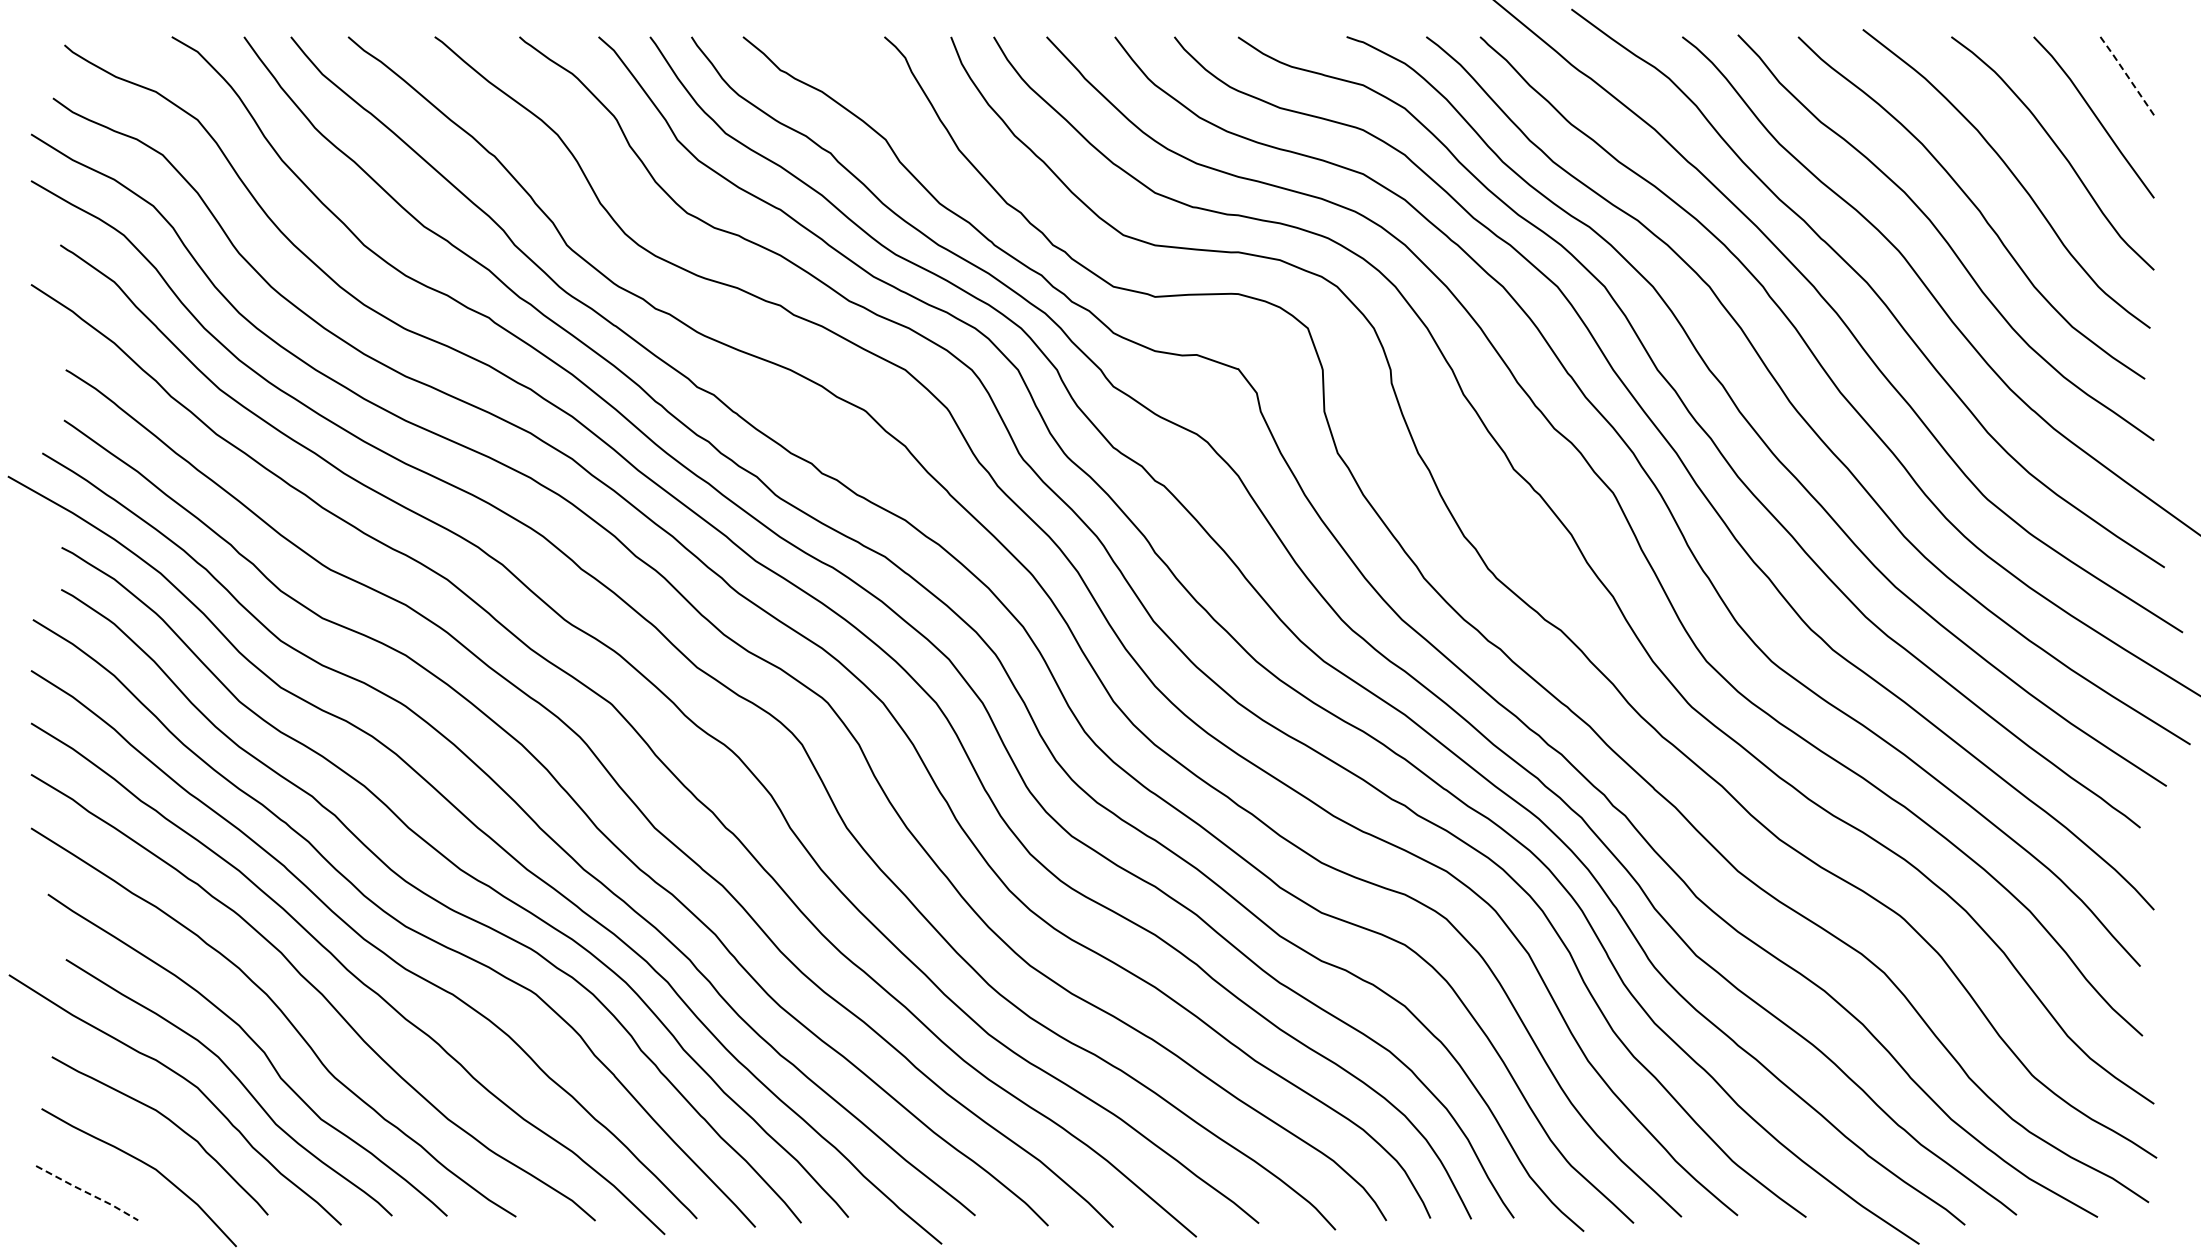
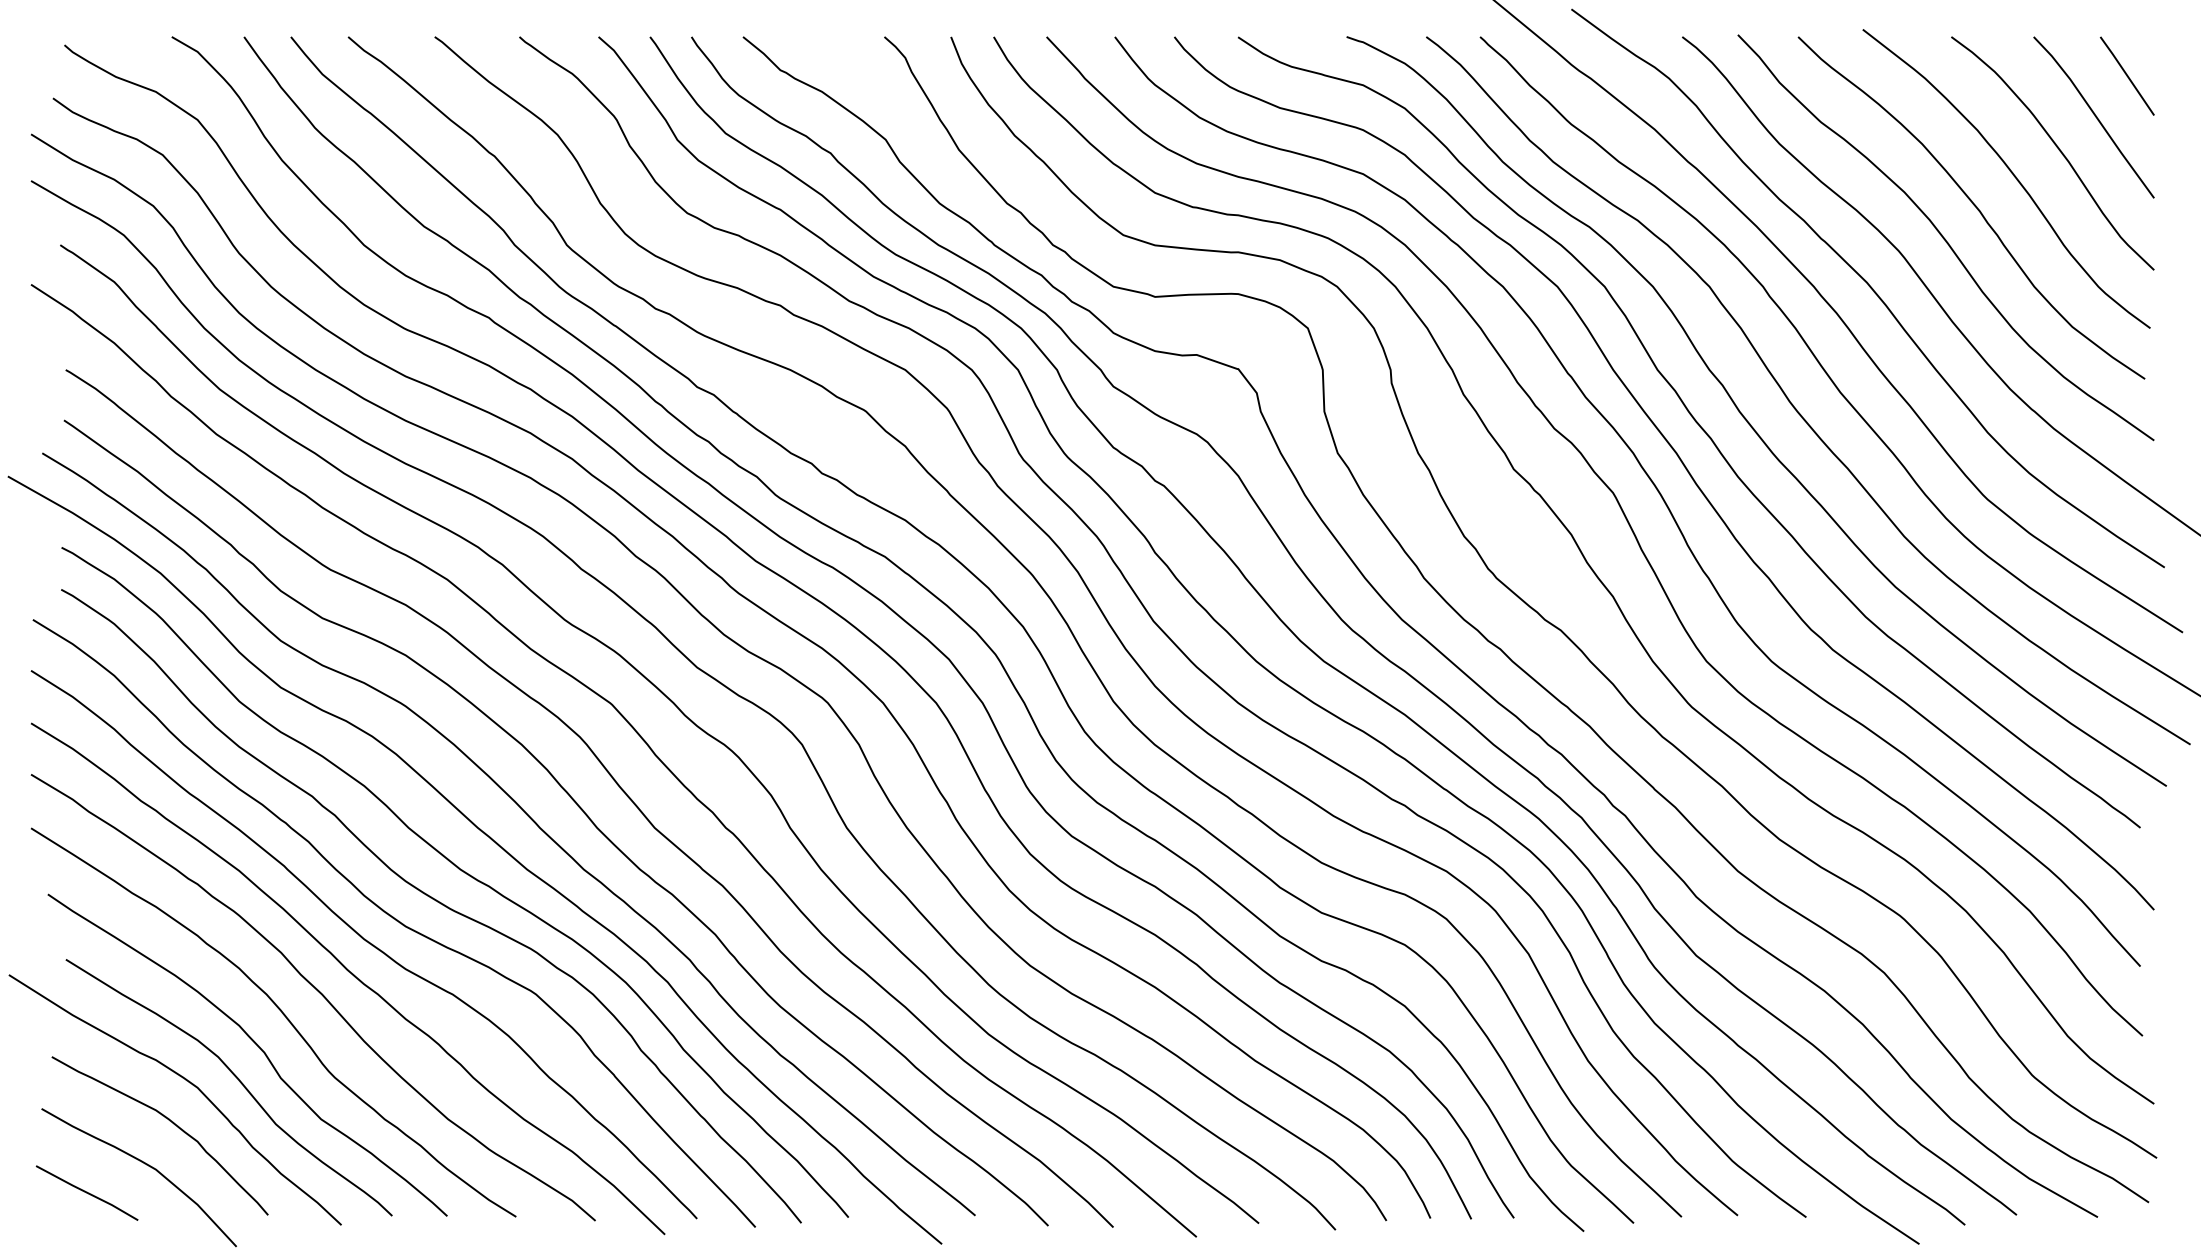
line: dashed -> solid (2127, 76)
line: dashed -> solid (87, 1193)
